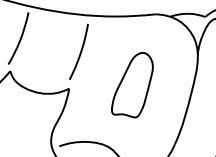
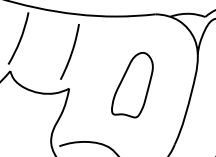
curve position: (80, 51) -> (71, 51) (71, 51)
